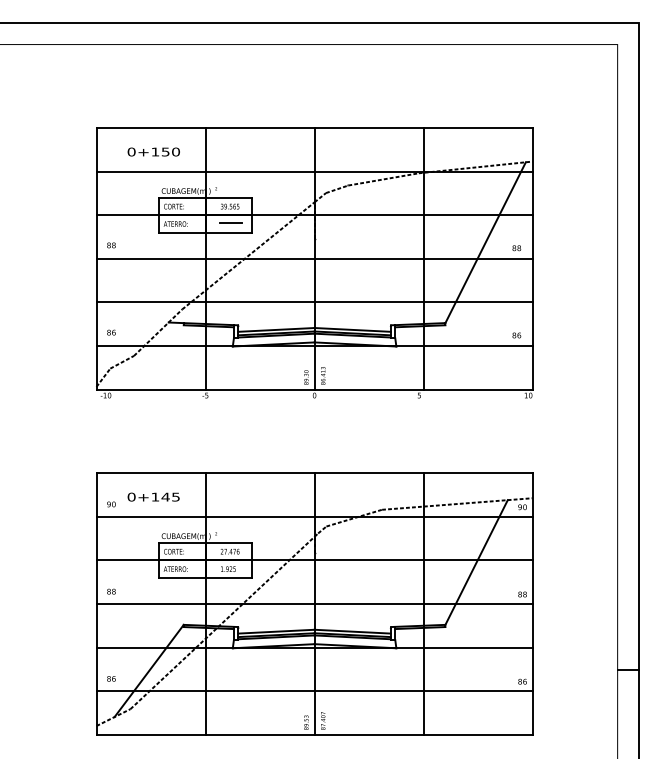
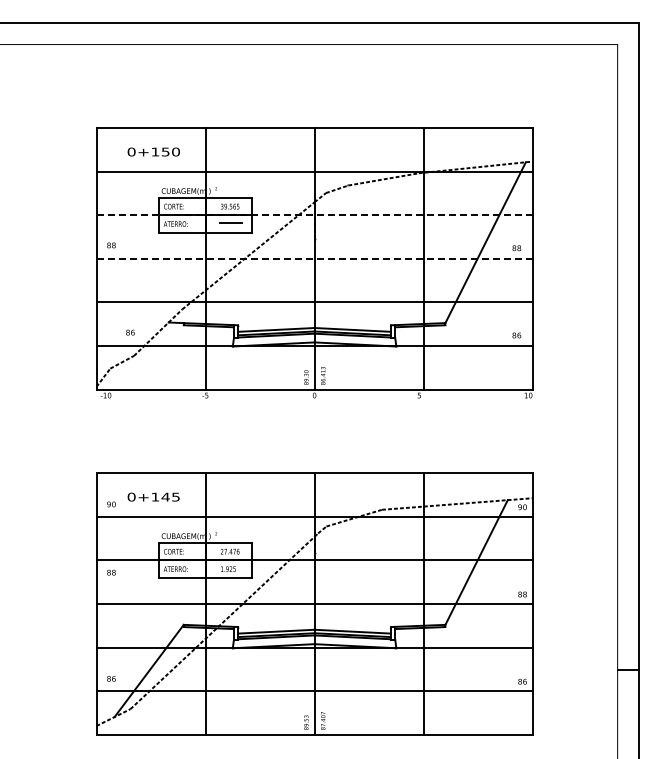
line: solid -> dashed (315, 215)
line: solid -> dashed (315, 258)
text position: (111, 332) -> (130, 332) (130, 332)
text position: (111, 591) -> (111, 572) (111, 572)
